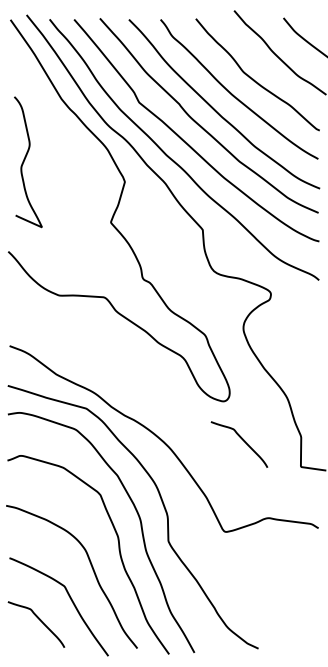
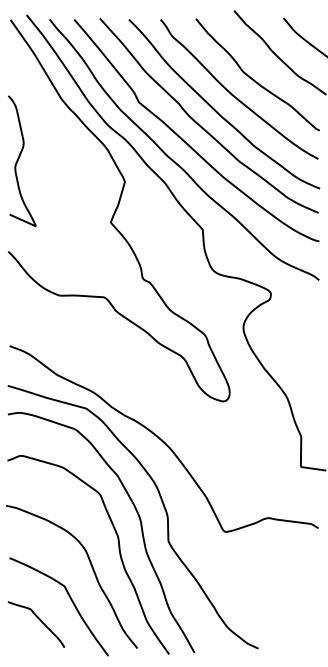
curve position: (24, 162) -> (18, 161) (18, 161)
curve: present -> none (242, 440)
